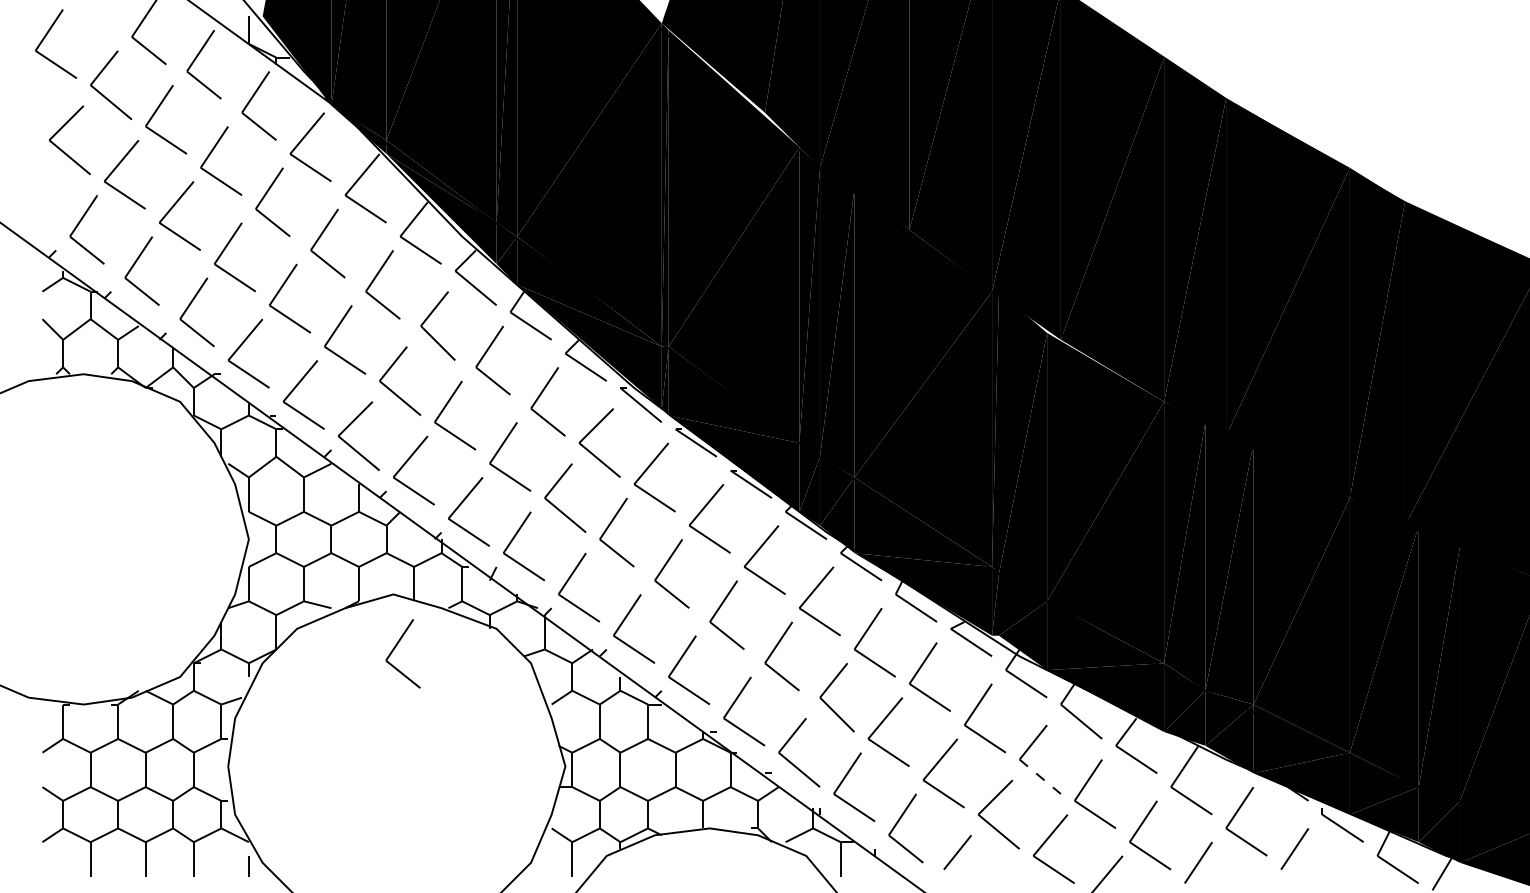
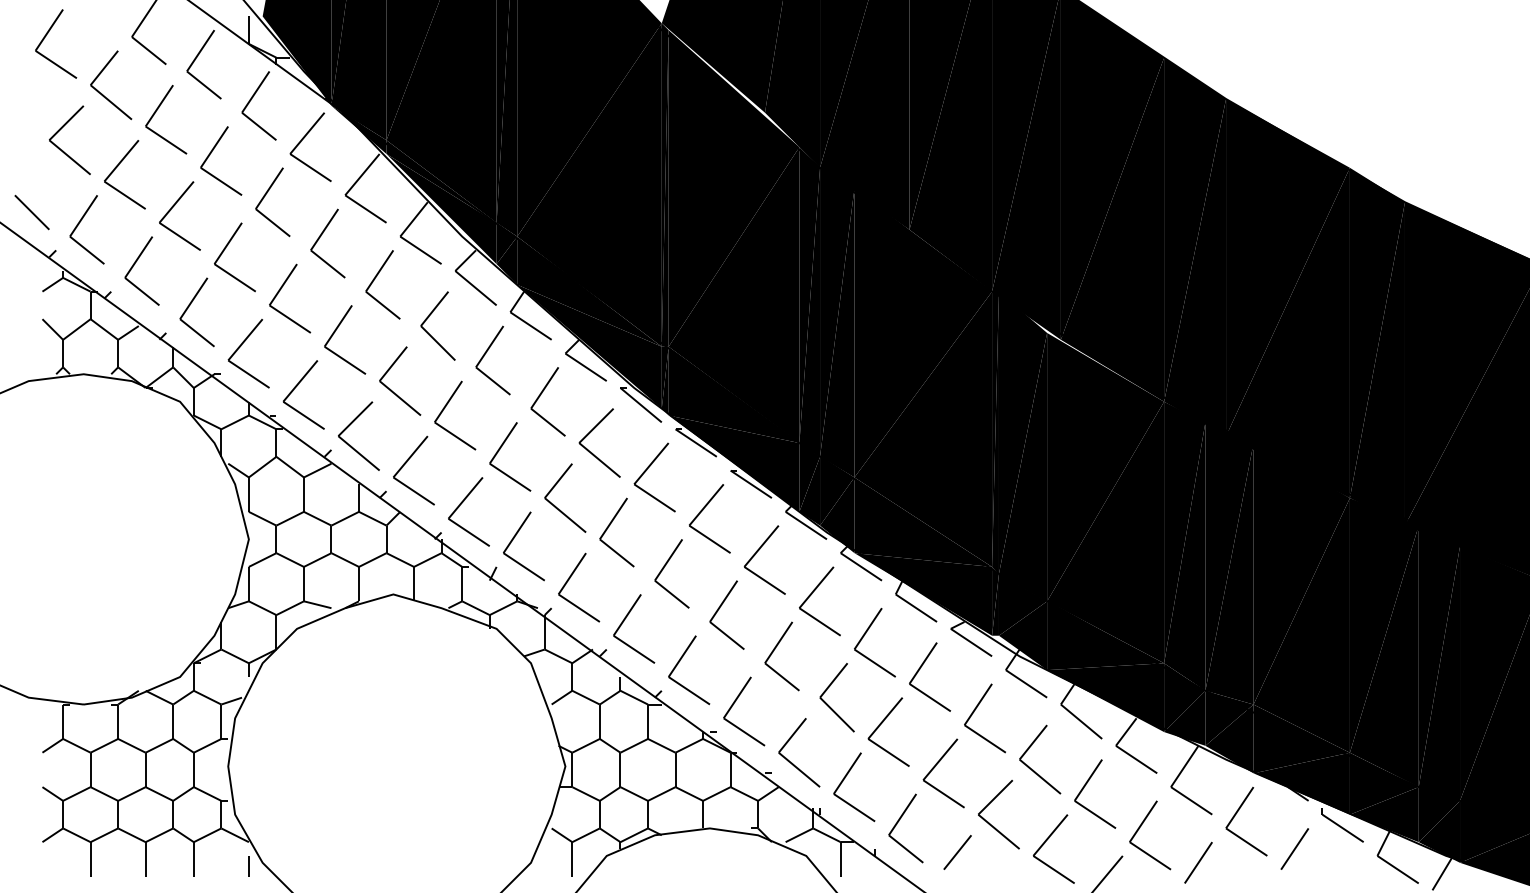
line: none -> present (31, 212)
part: present -> none (395, 648)
line: dashed -> solid (1040, 776)
